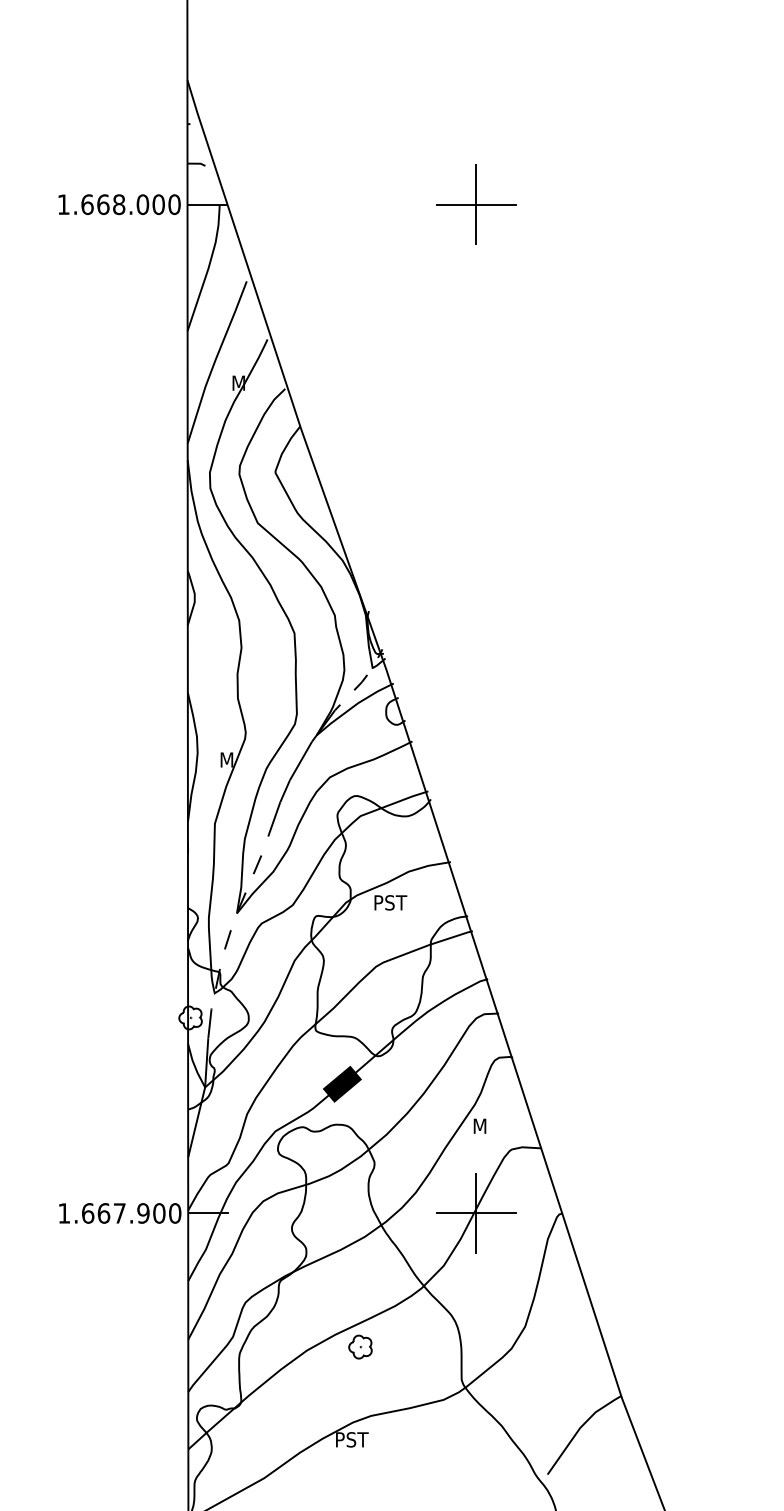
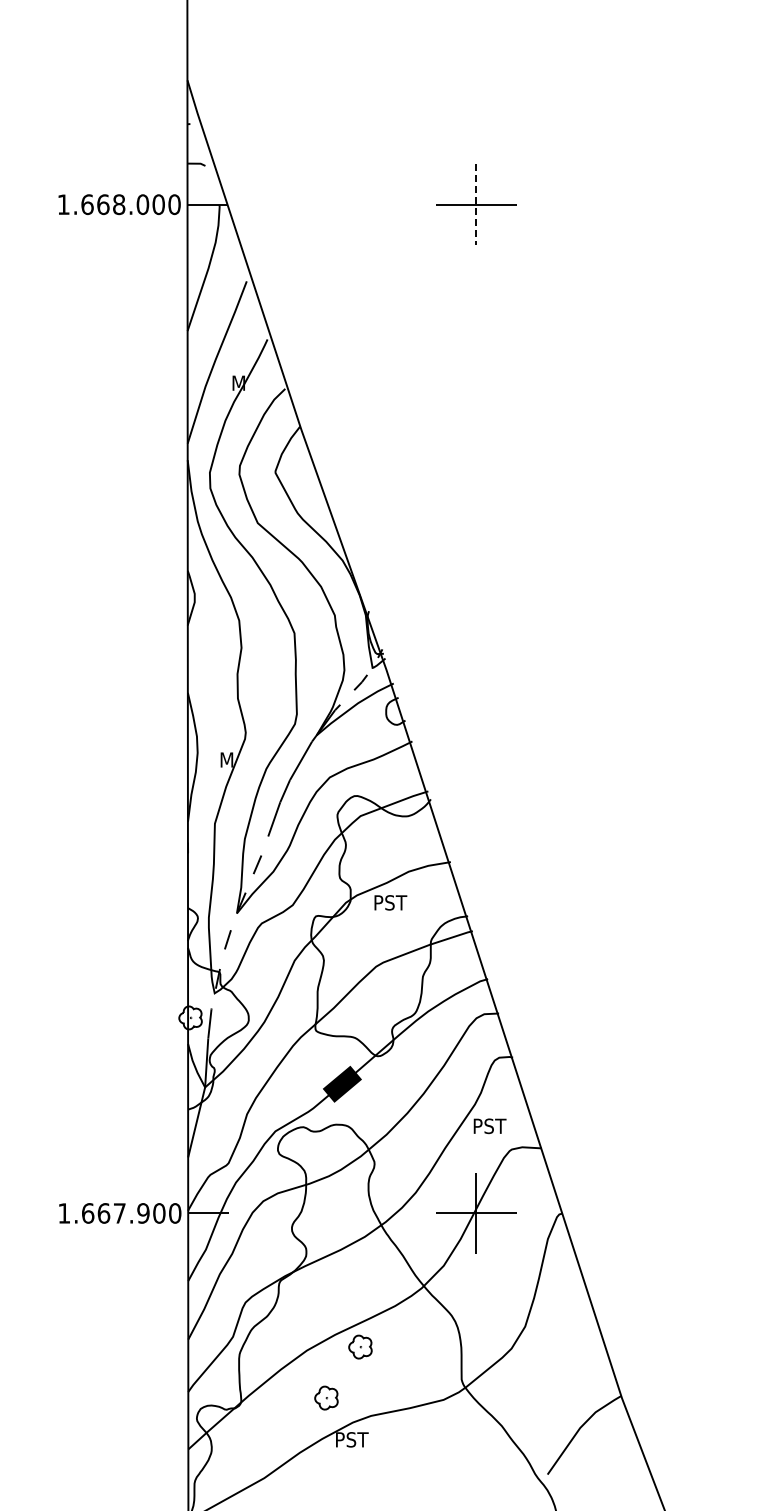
line: solid -> dashed (476, 205)
text: M -> PST (490, 1126)
part: none -> present (326, 1397)
